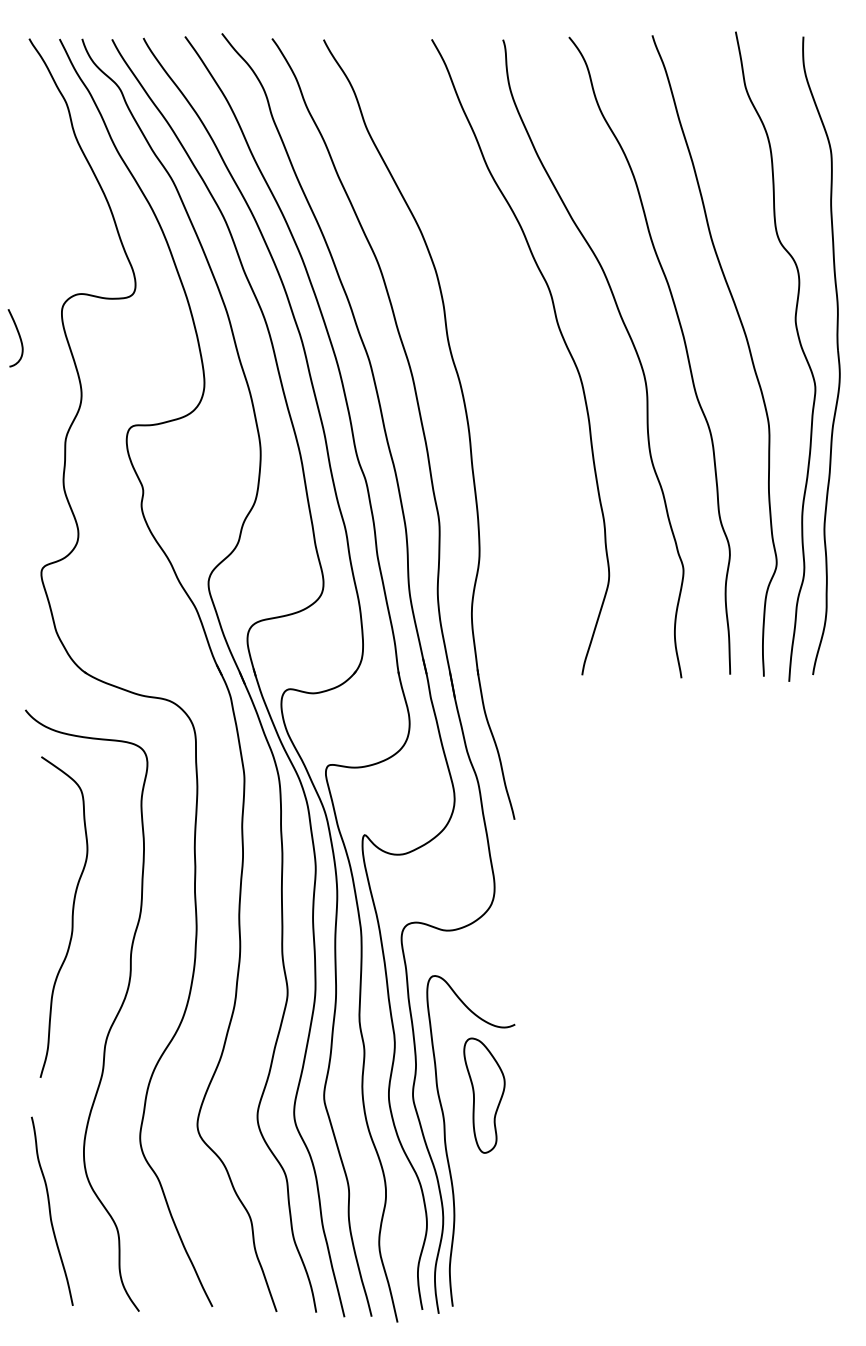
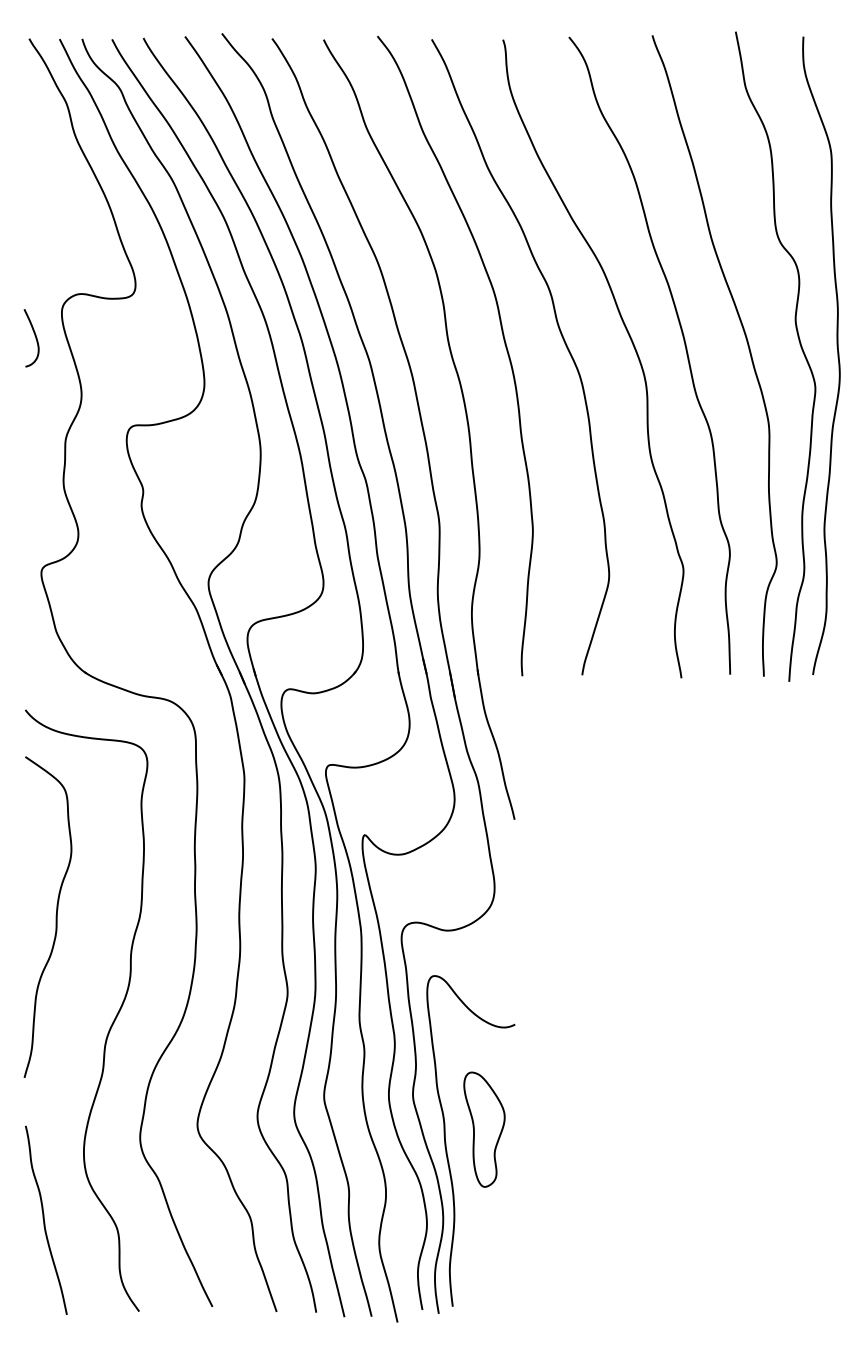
curve position: (19, 338) -> (35, 338) (35, 338)
curve: none -> present (504, 344)
curve position: (71, 916) -> (55, 916) (55, 916)
part position: (484, 1095) -> (484, 1129) (484, 1129)
curve position: (50, 1210) -> (44, 1219) (44, 1219)
